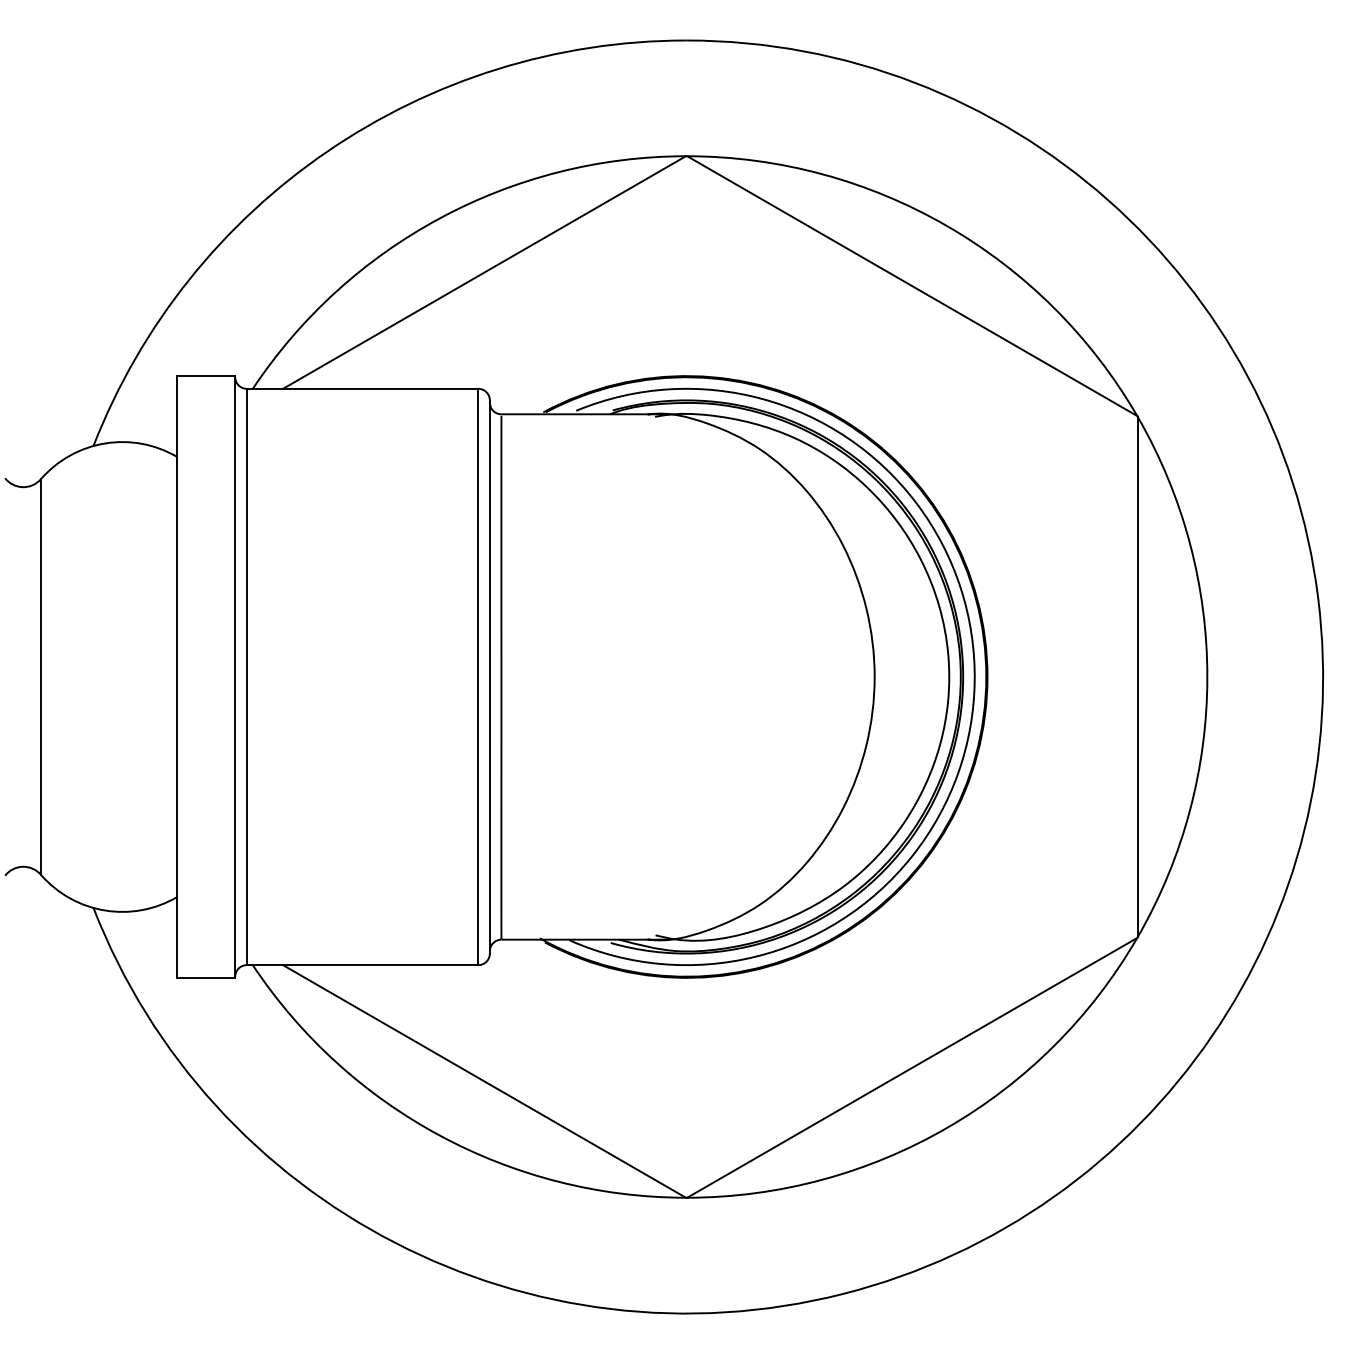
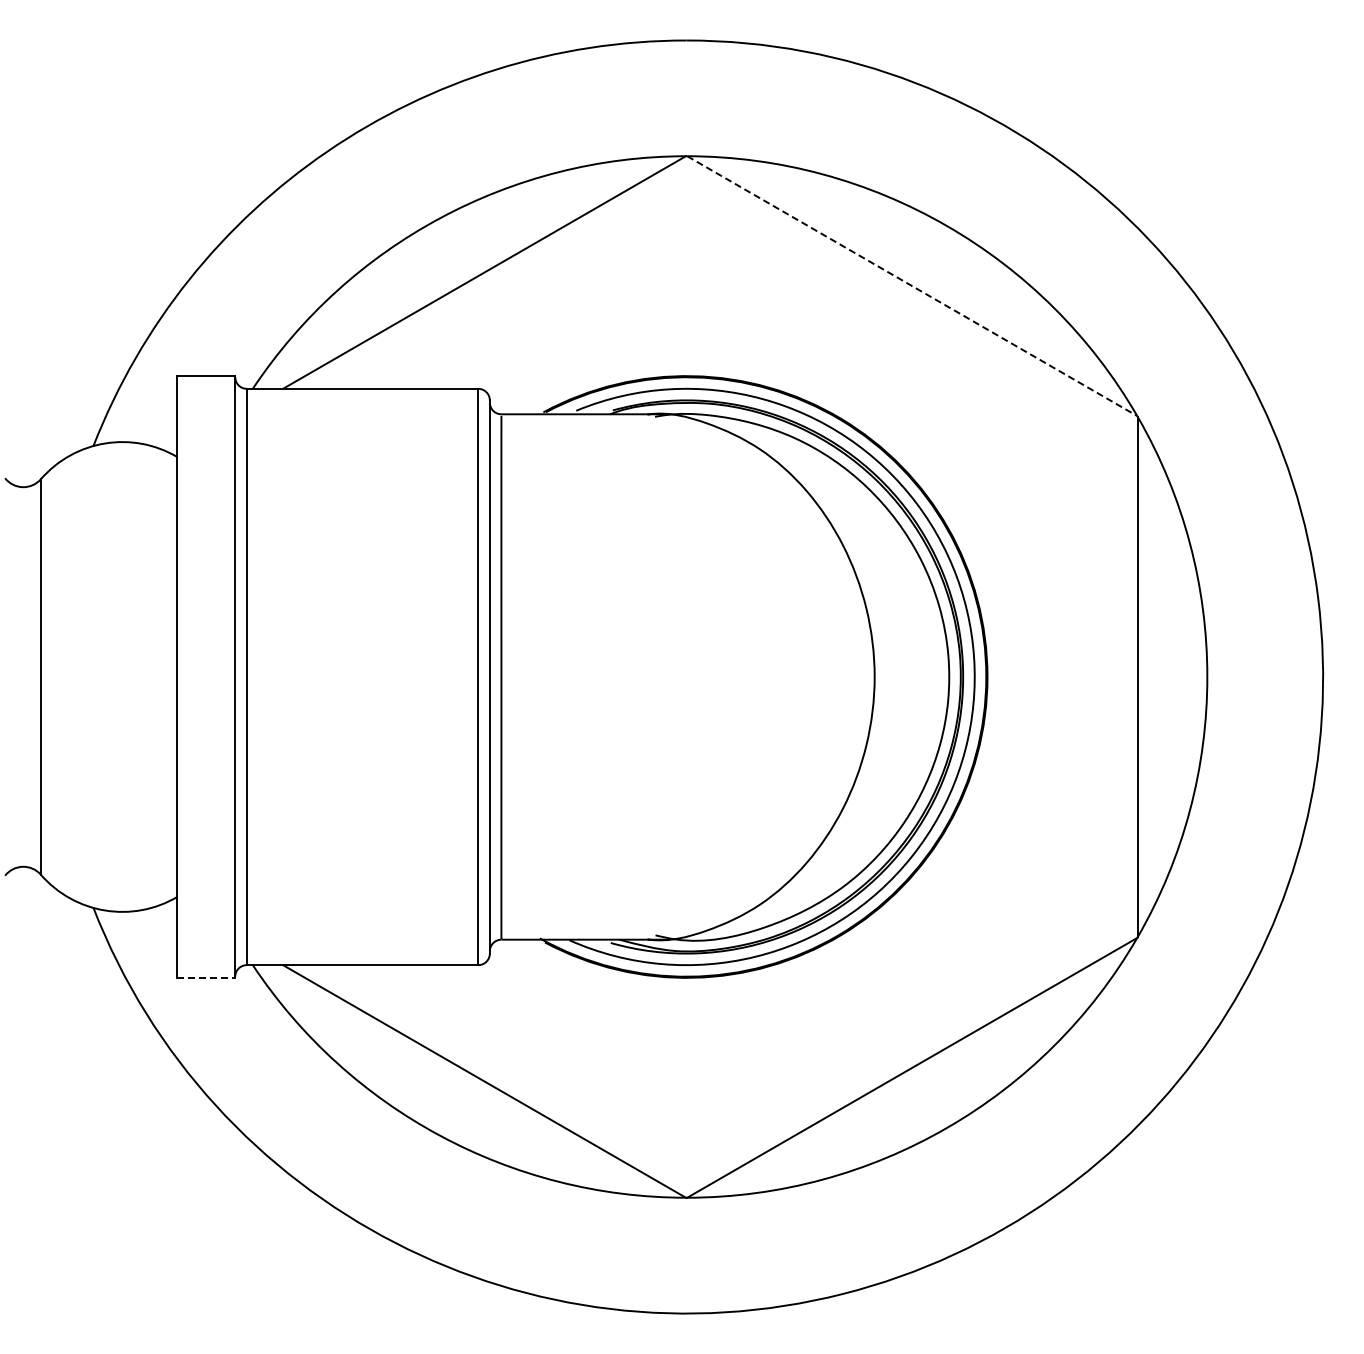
line: solid -> dashed (912, 286)
line: solid -> dashed (206, 977)
